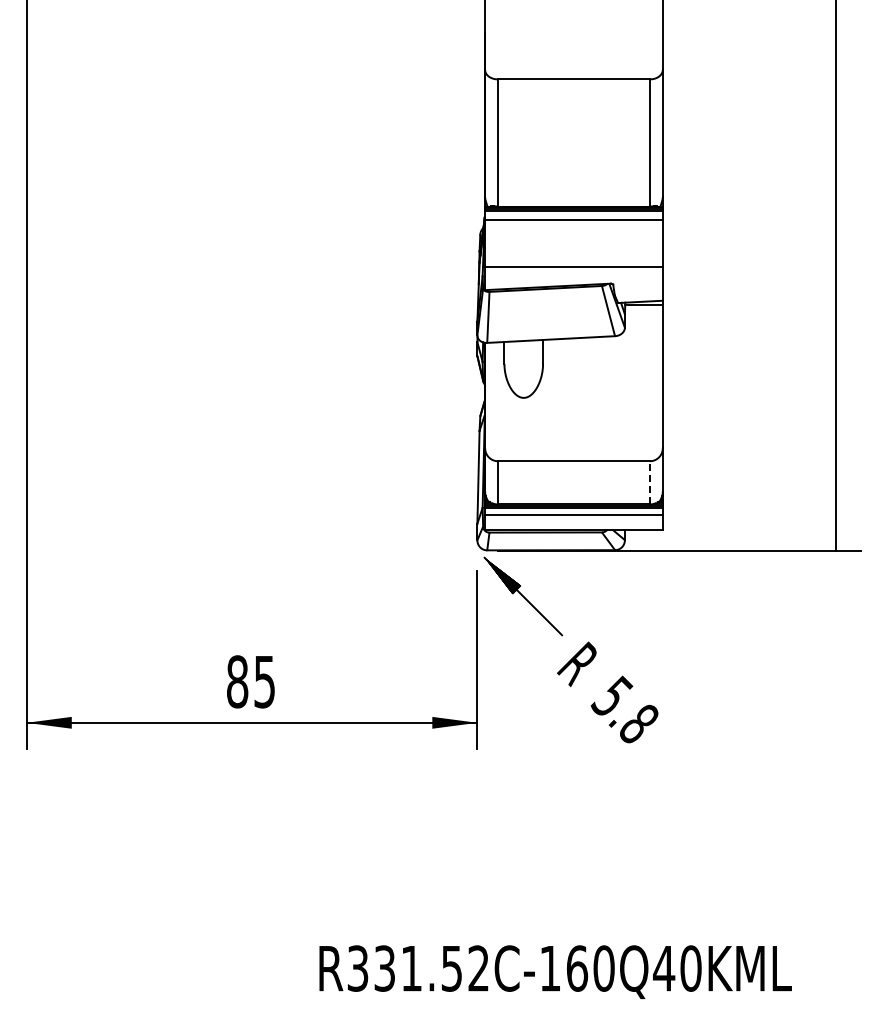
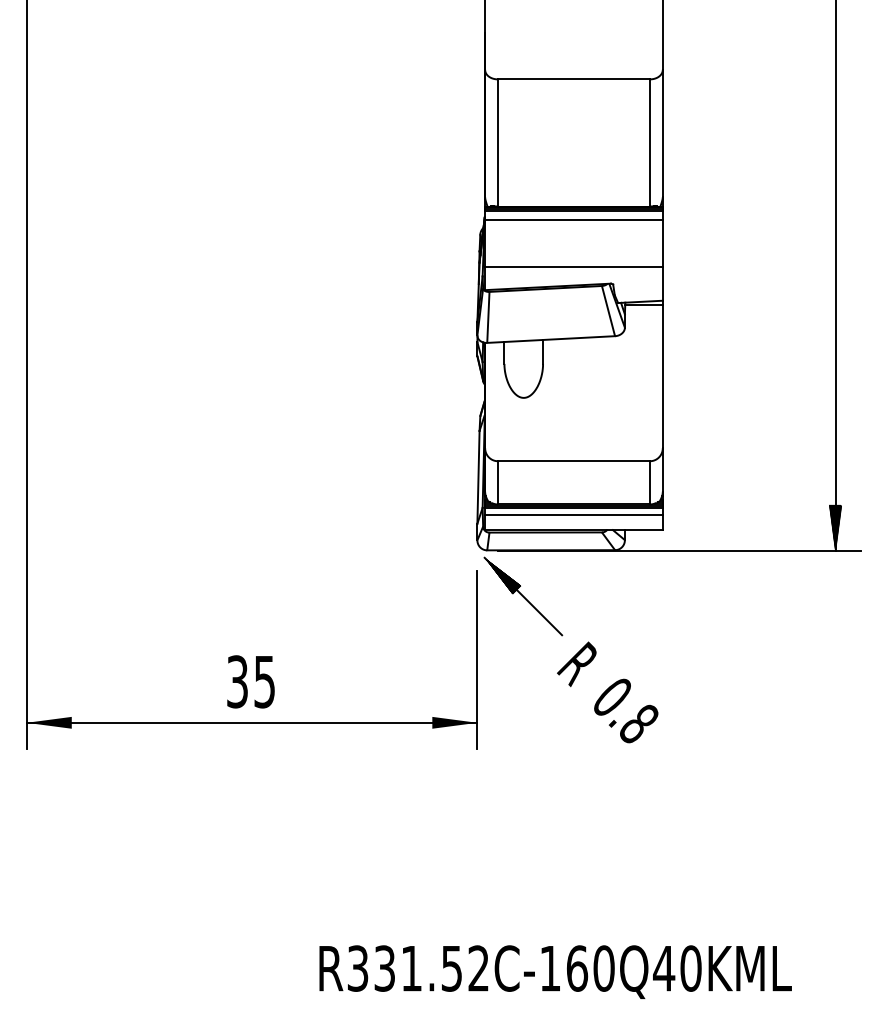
line: dashed -> solid (649, 482)
hatch: none -> present (835, 527)
text: 85 -> 35 (237, 681)
text: 5.8 -> 0.8 (611, 695)
